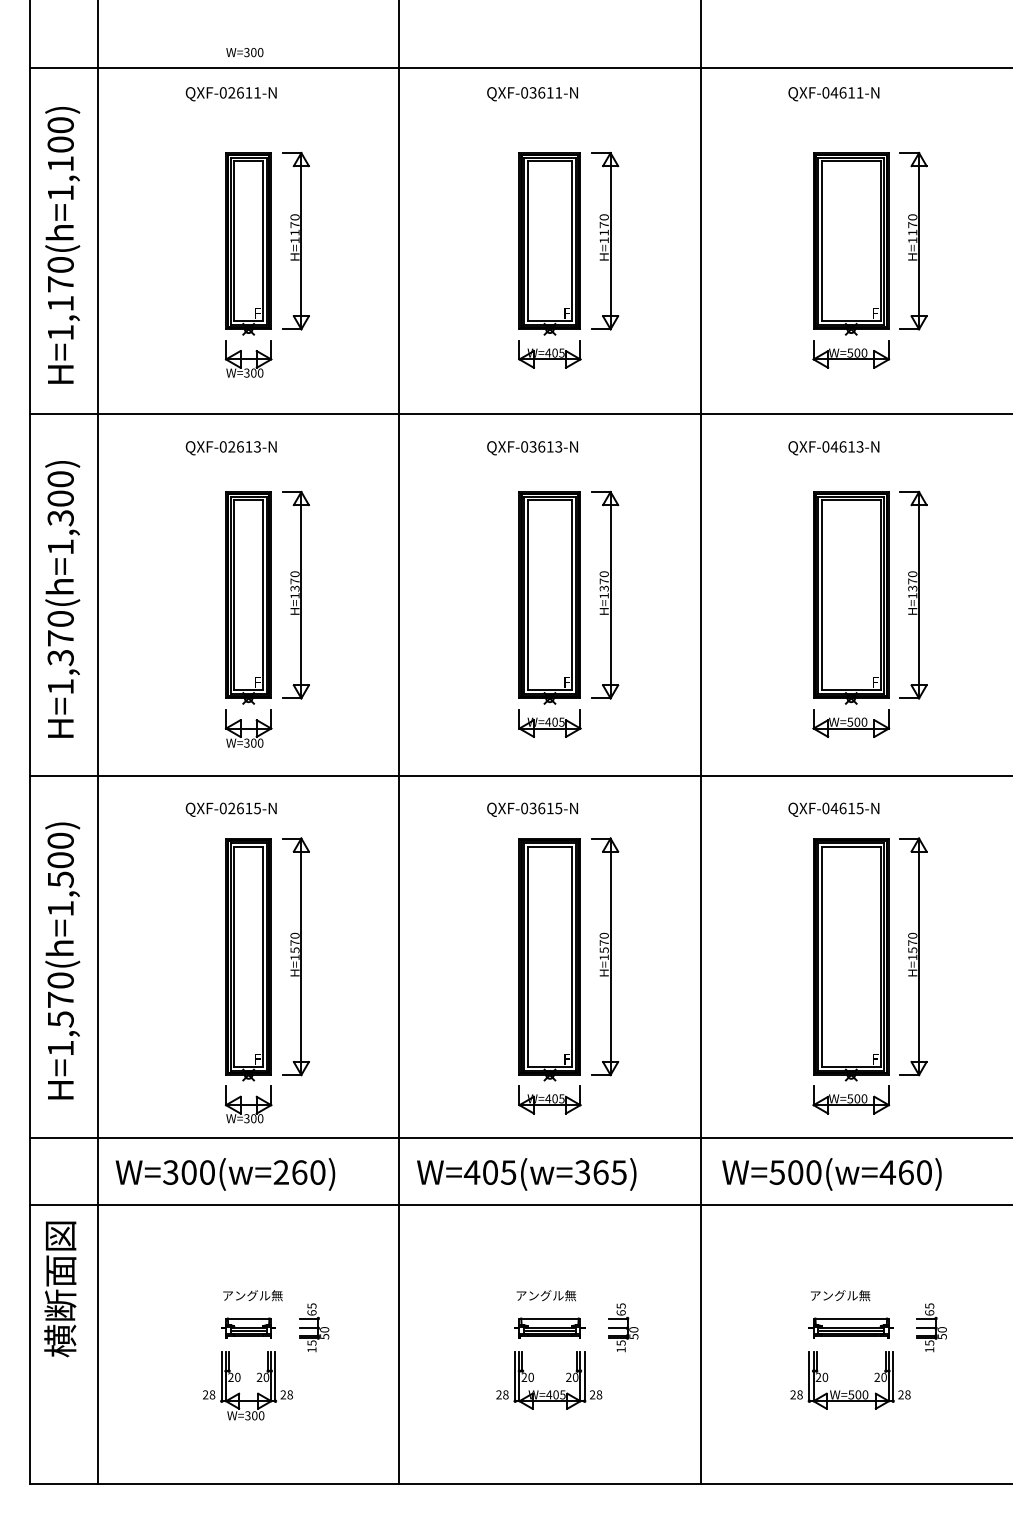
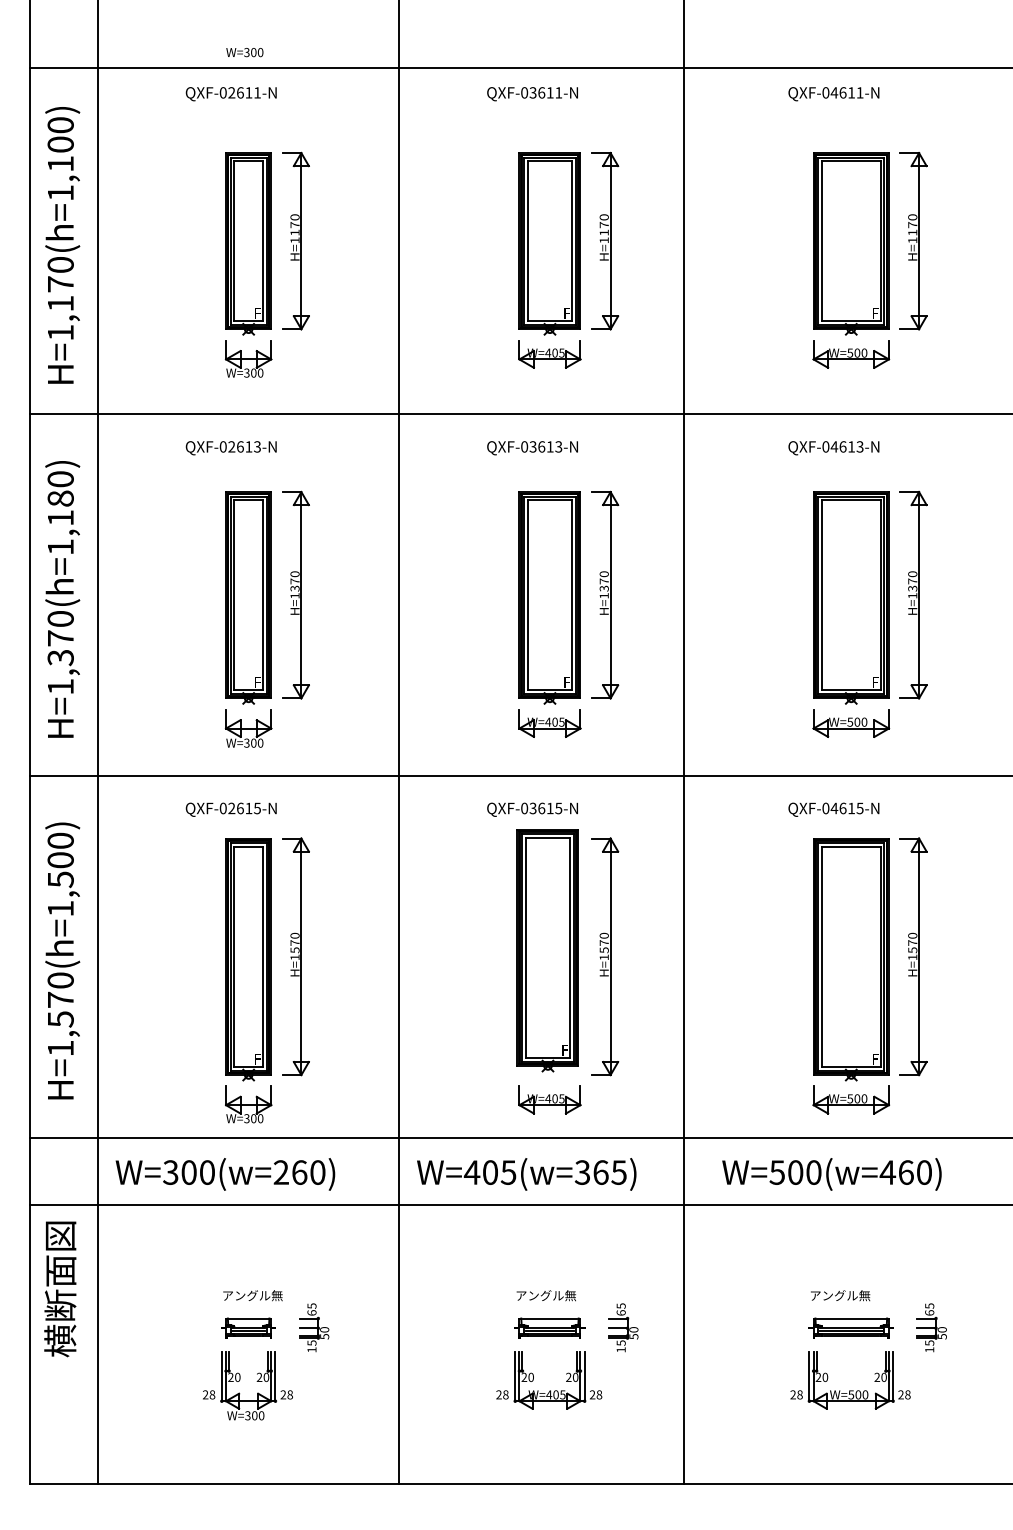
text: H=1,370(h=1,300) -> H=1,370(h=1,180) (60, 508)
line position: (700, 743) -> (683, 743) (683, 743)
part position: (549, 959) -> (547, 950) (547, 950)
